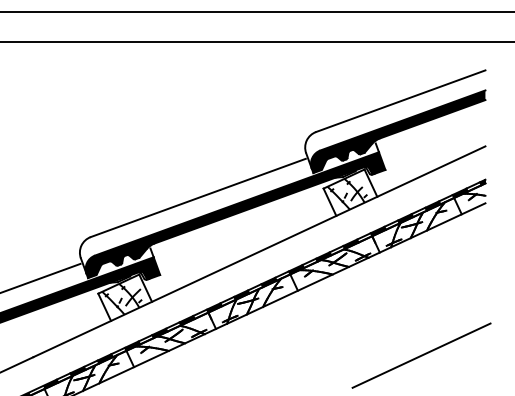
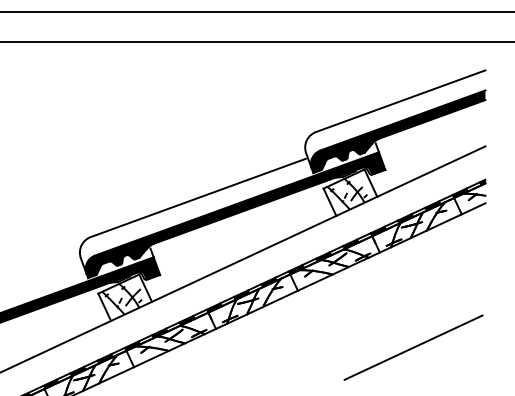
line: present -> none (41, 277)
line position: (421, 355) -> (413, 347) (413, 347)
